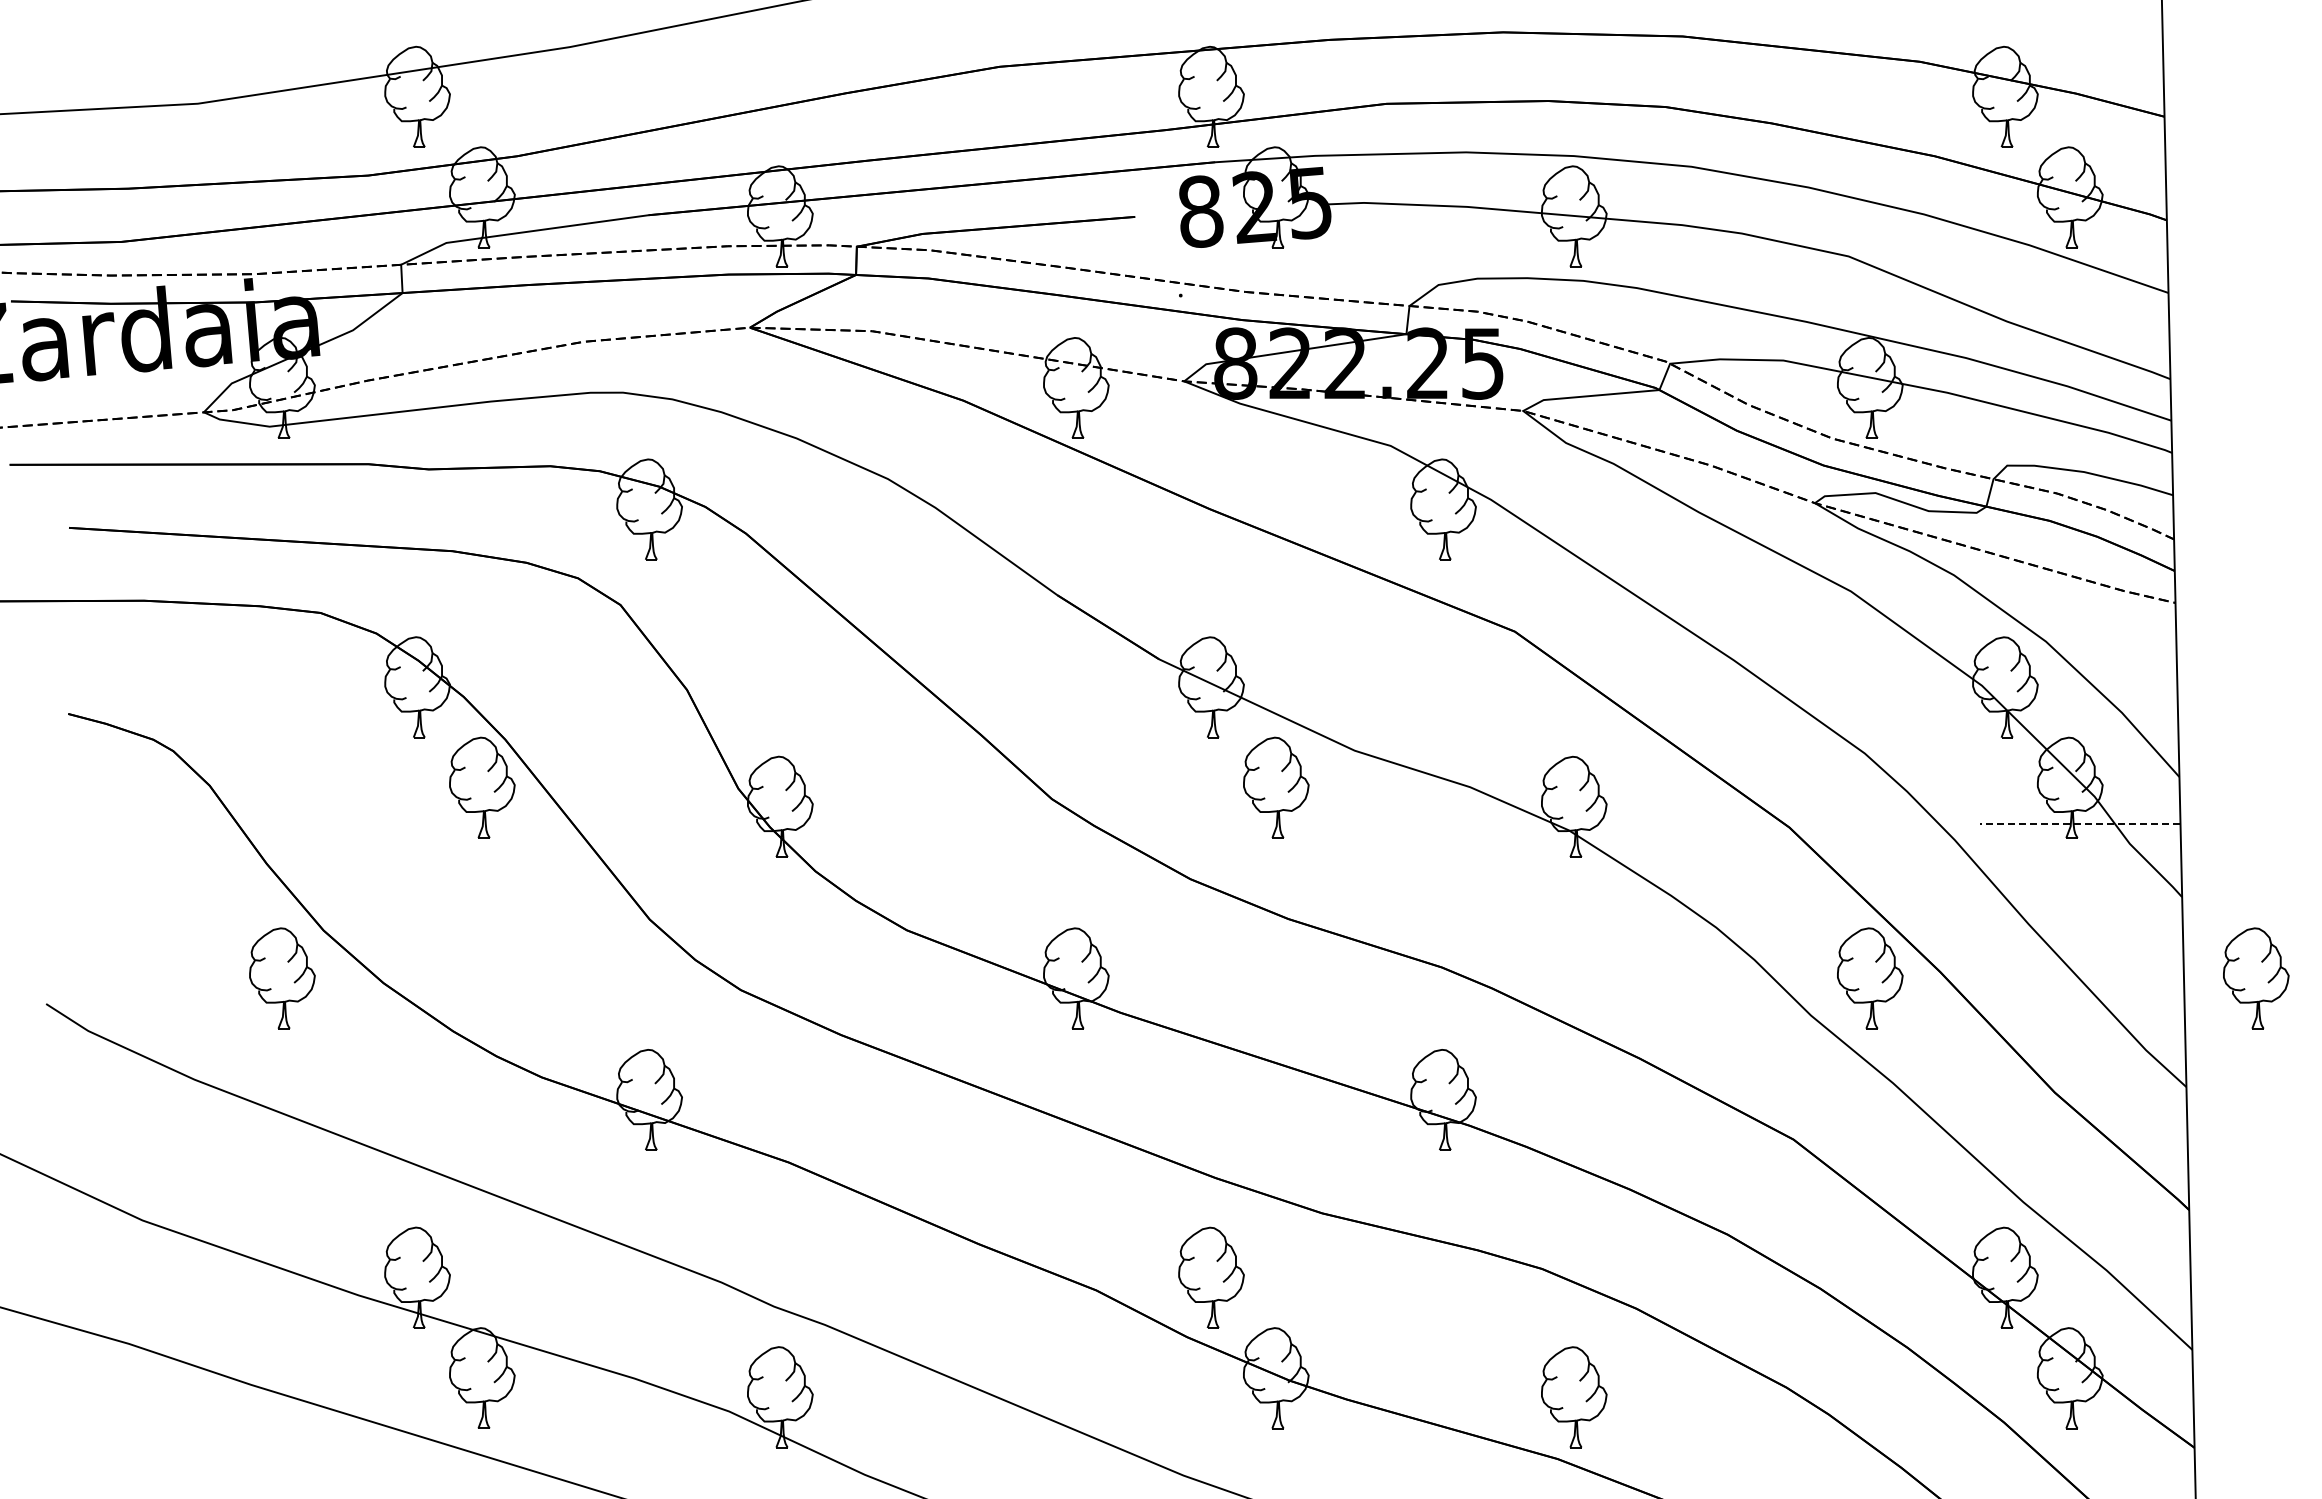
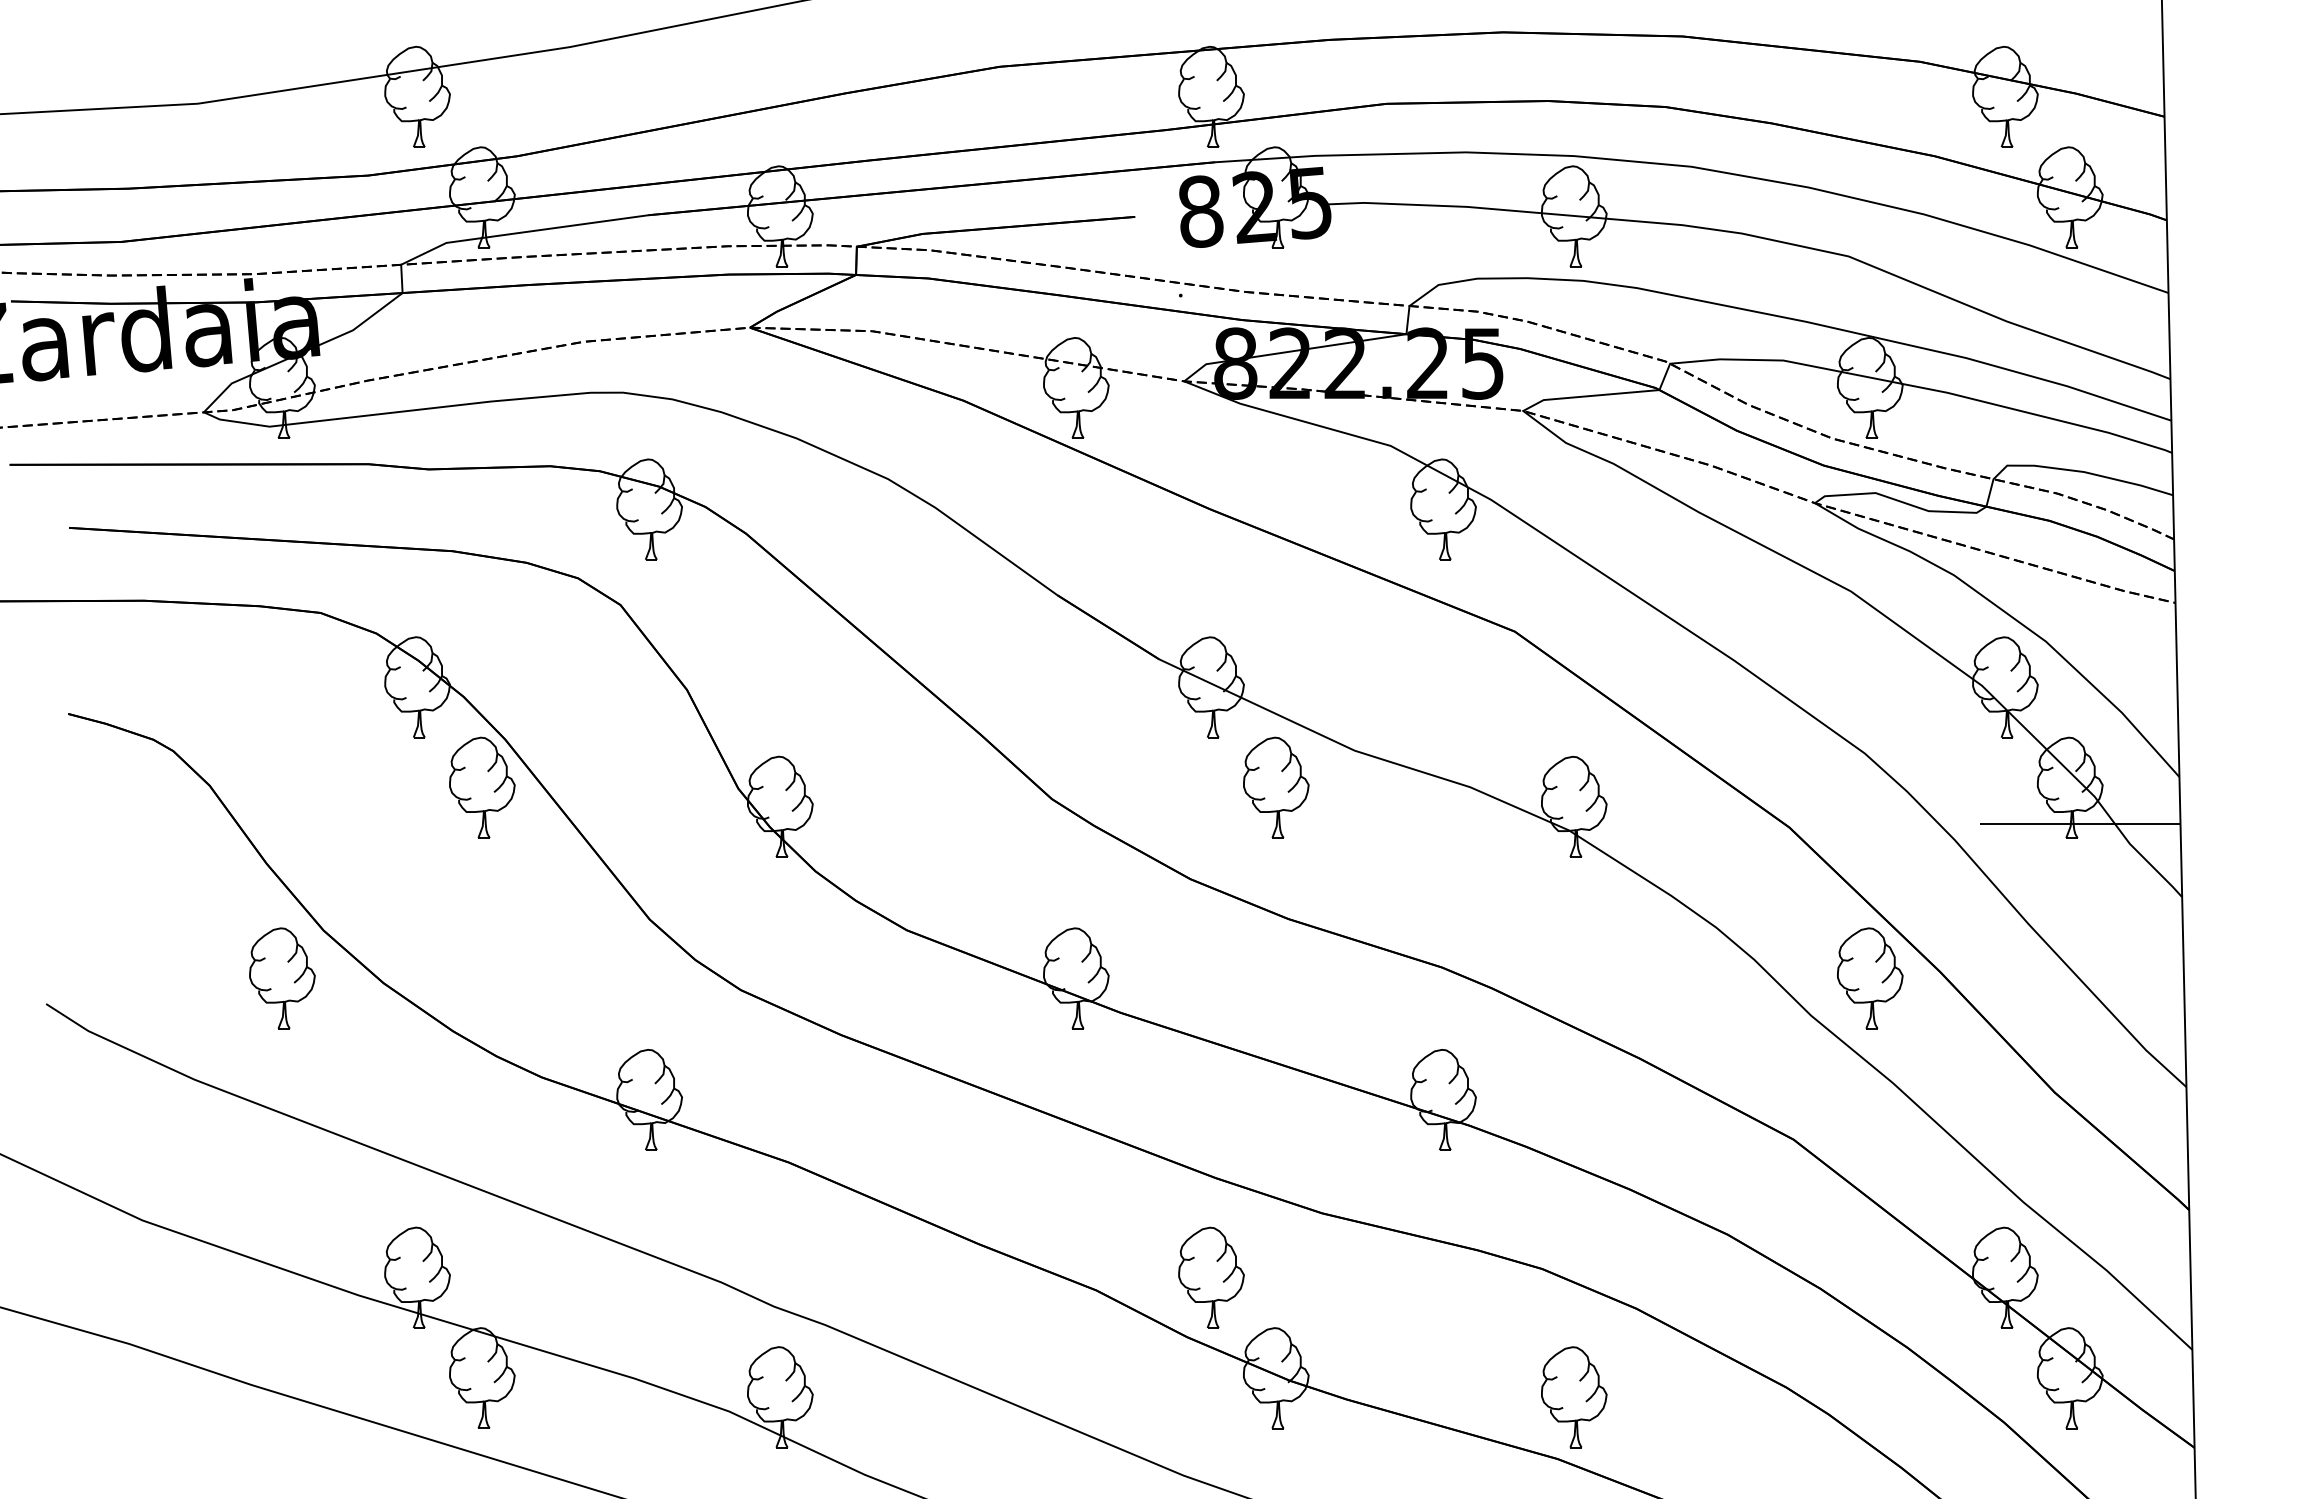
line: dashed -> solid (2079, 824)
part: present -> none (2256, 978)
